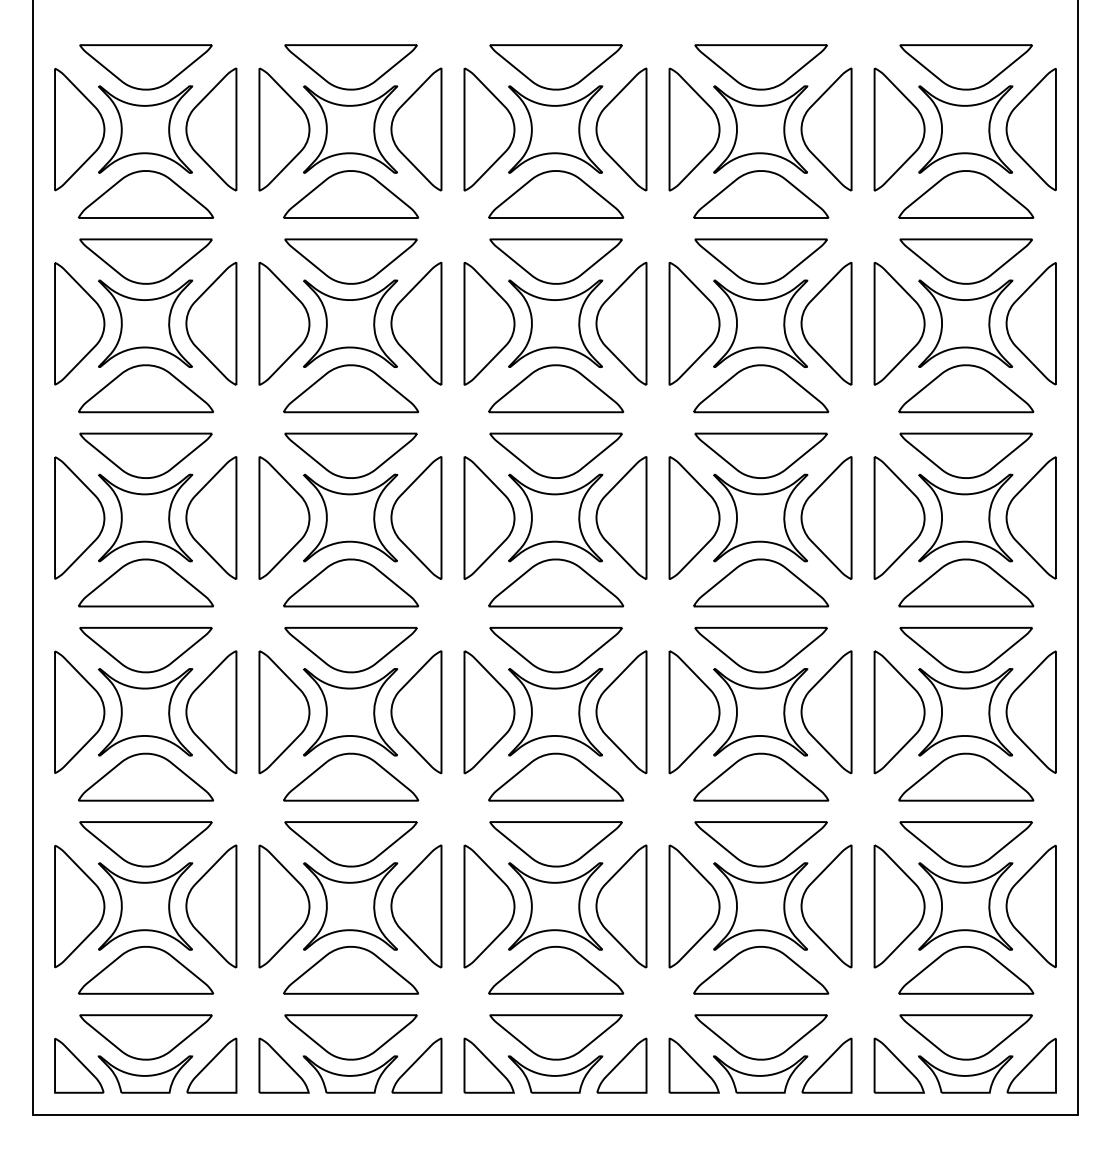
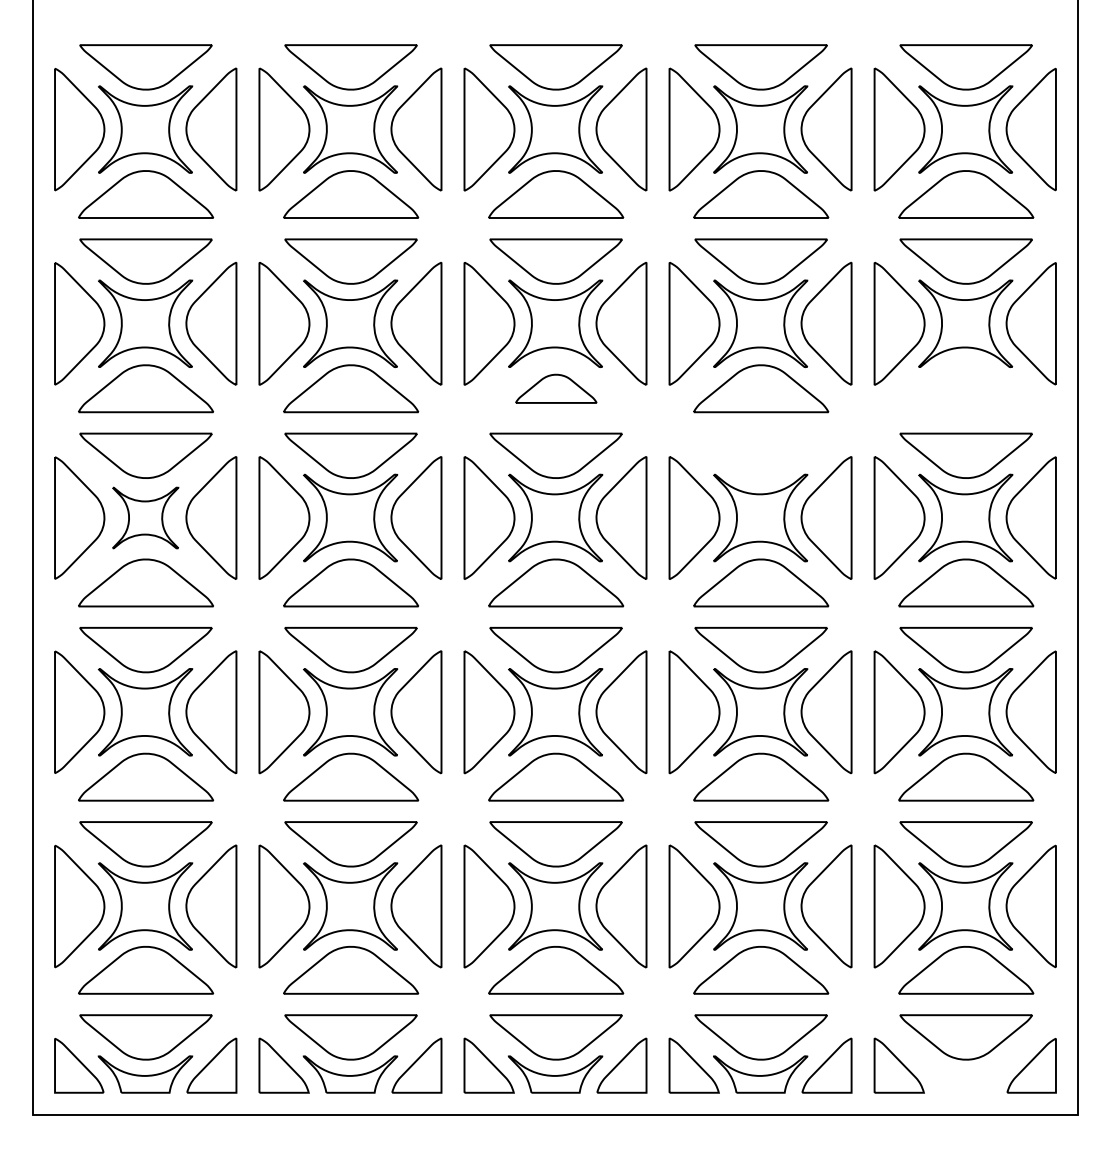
part size: 137x50 px -> 83x31 px (556, 388)
part: present -> none (966, 388)
part: present -> none (760, 455)
part size: 96x90 px -> 68x64 px (145, 517)
part: present -> none (965, 1074)
